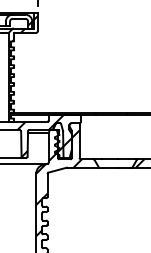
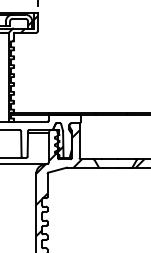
hatch: present -> none (44, 135)
